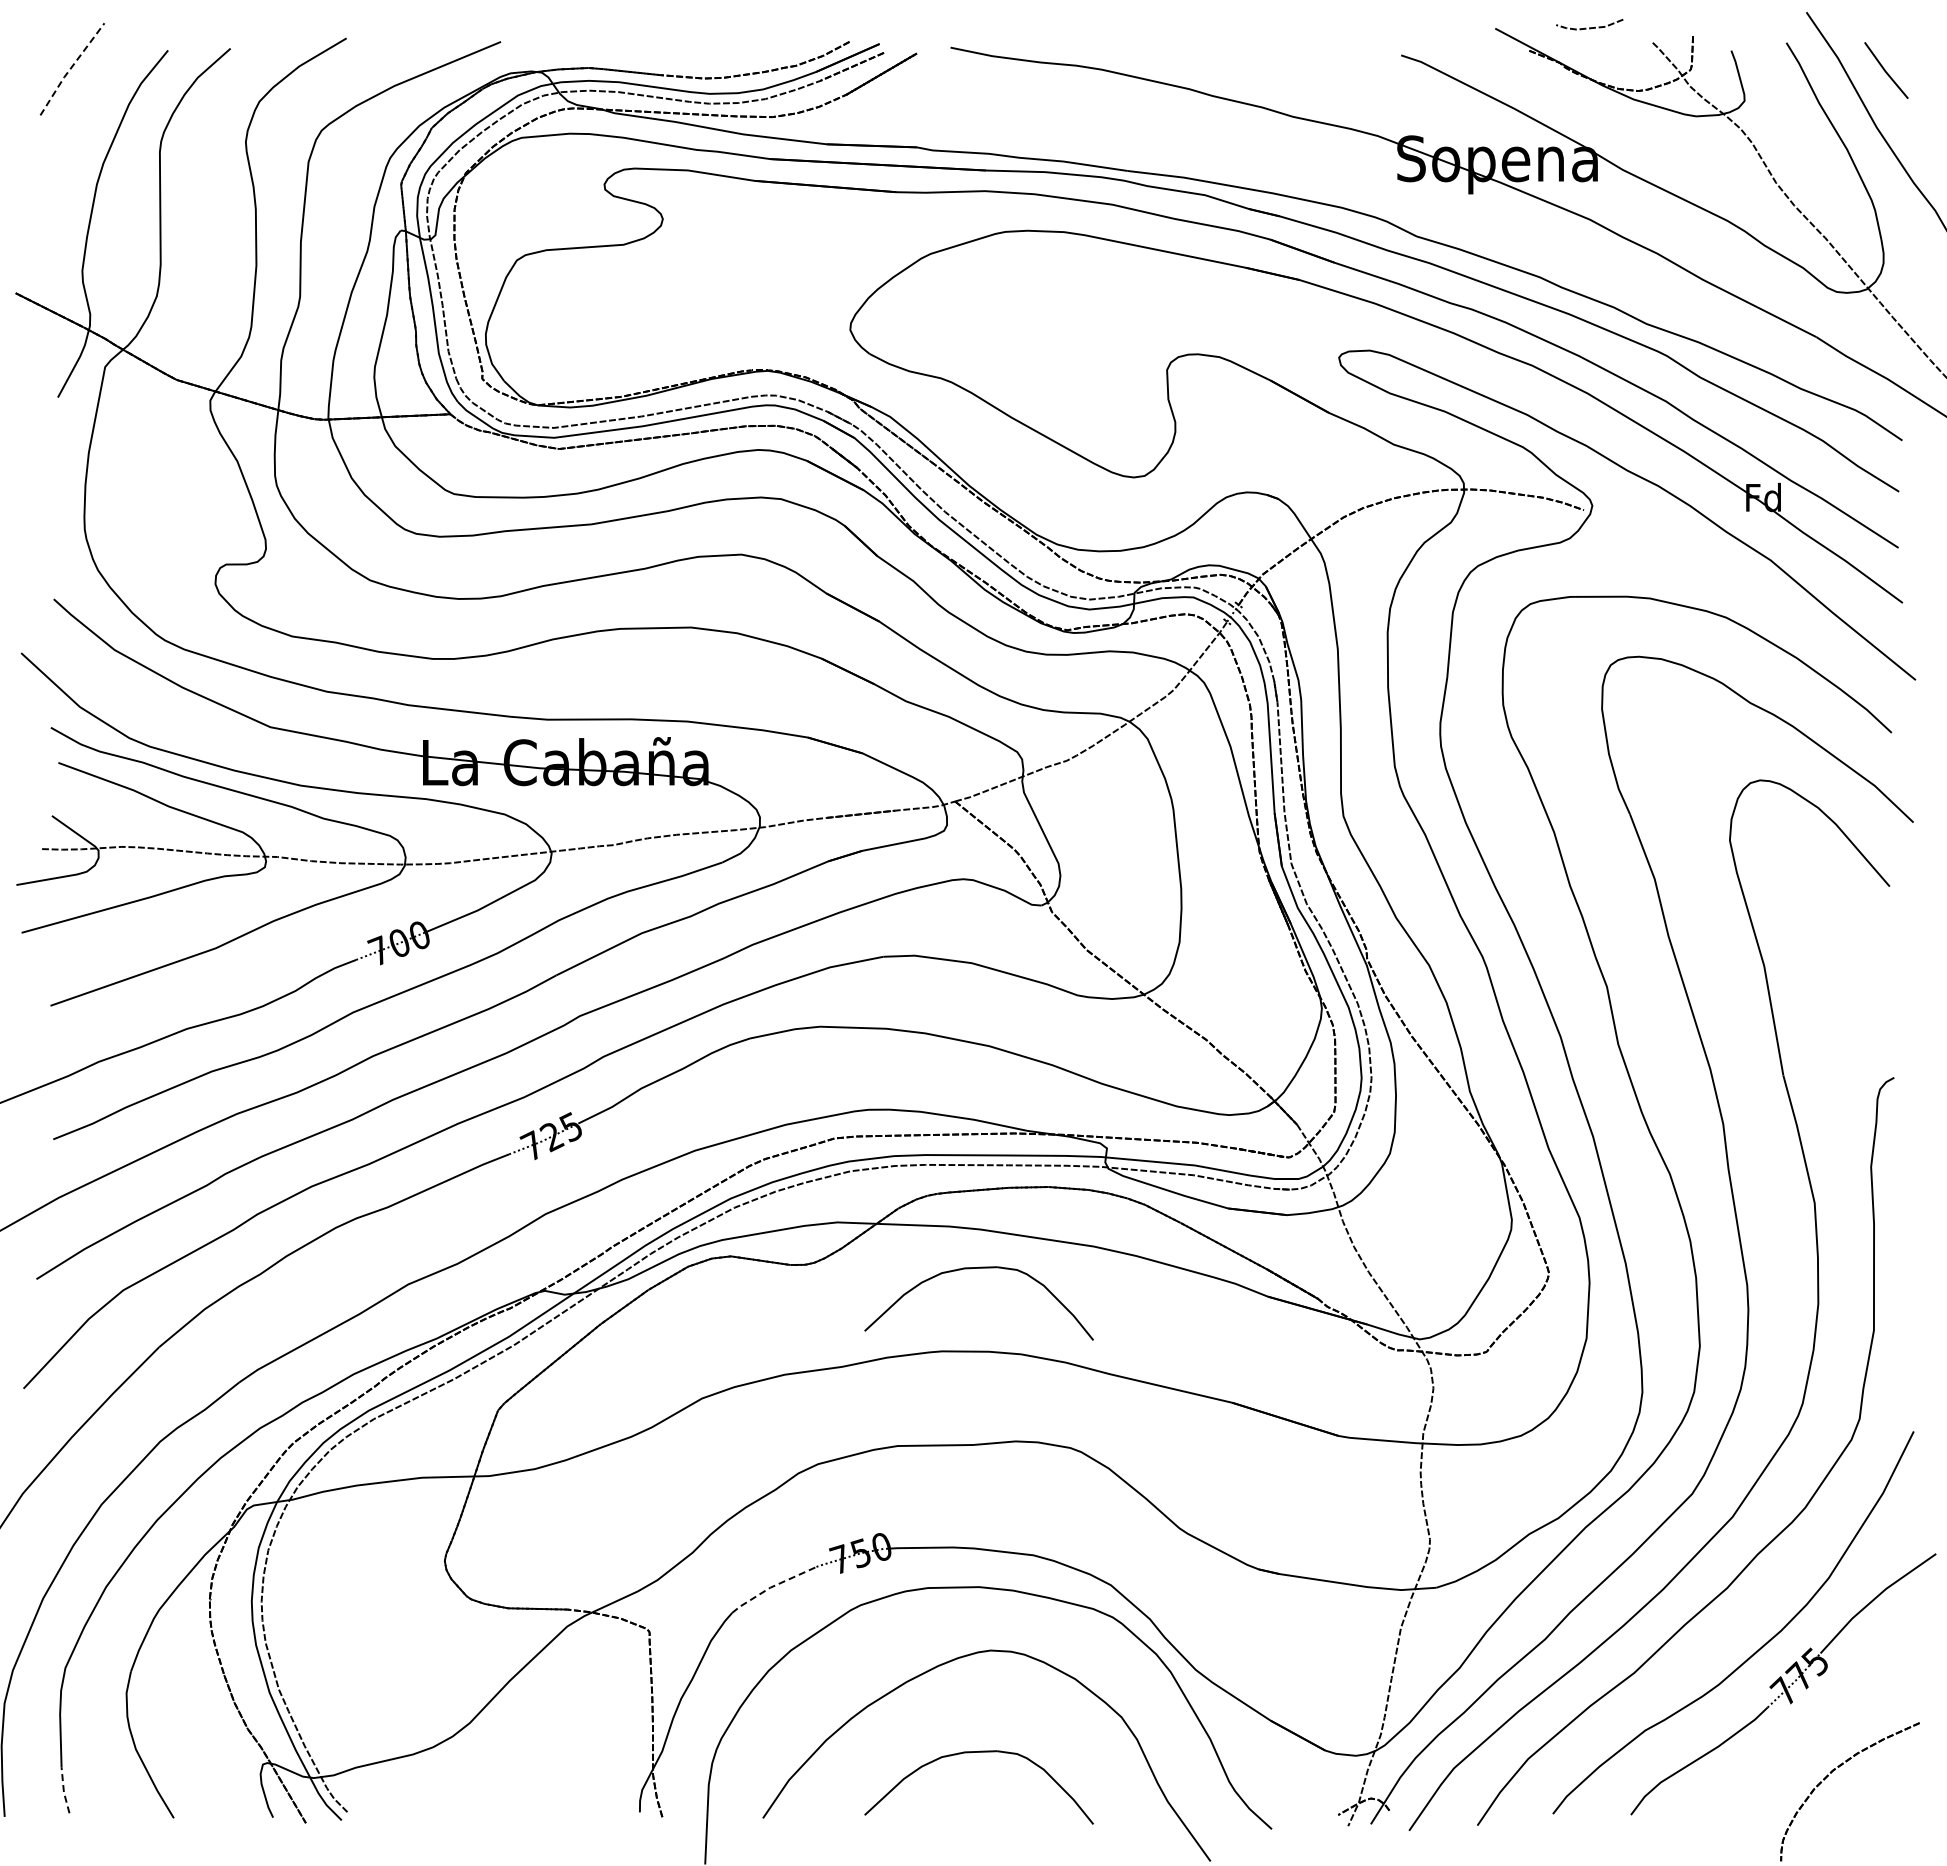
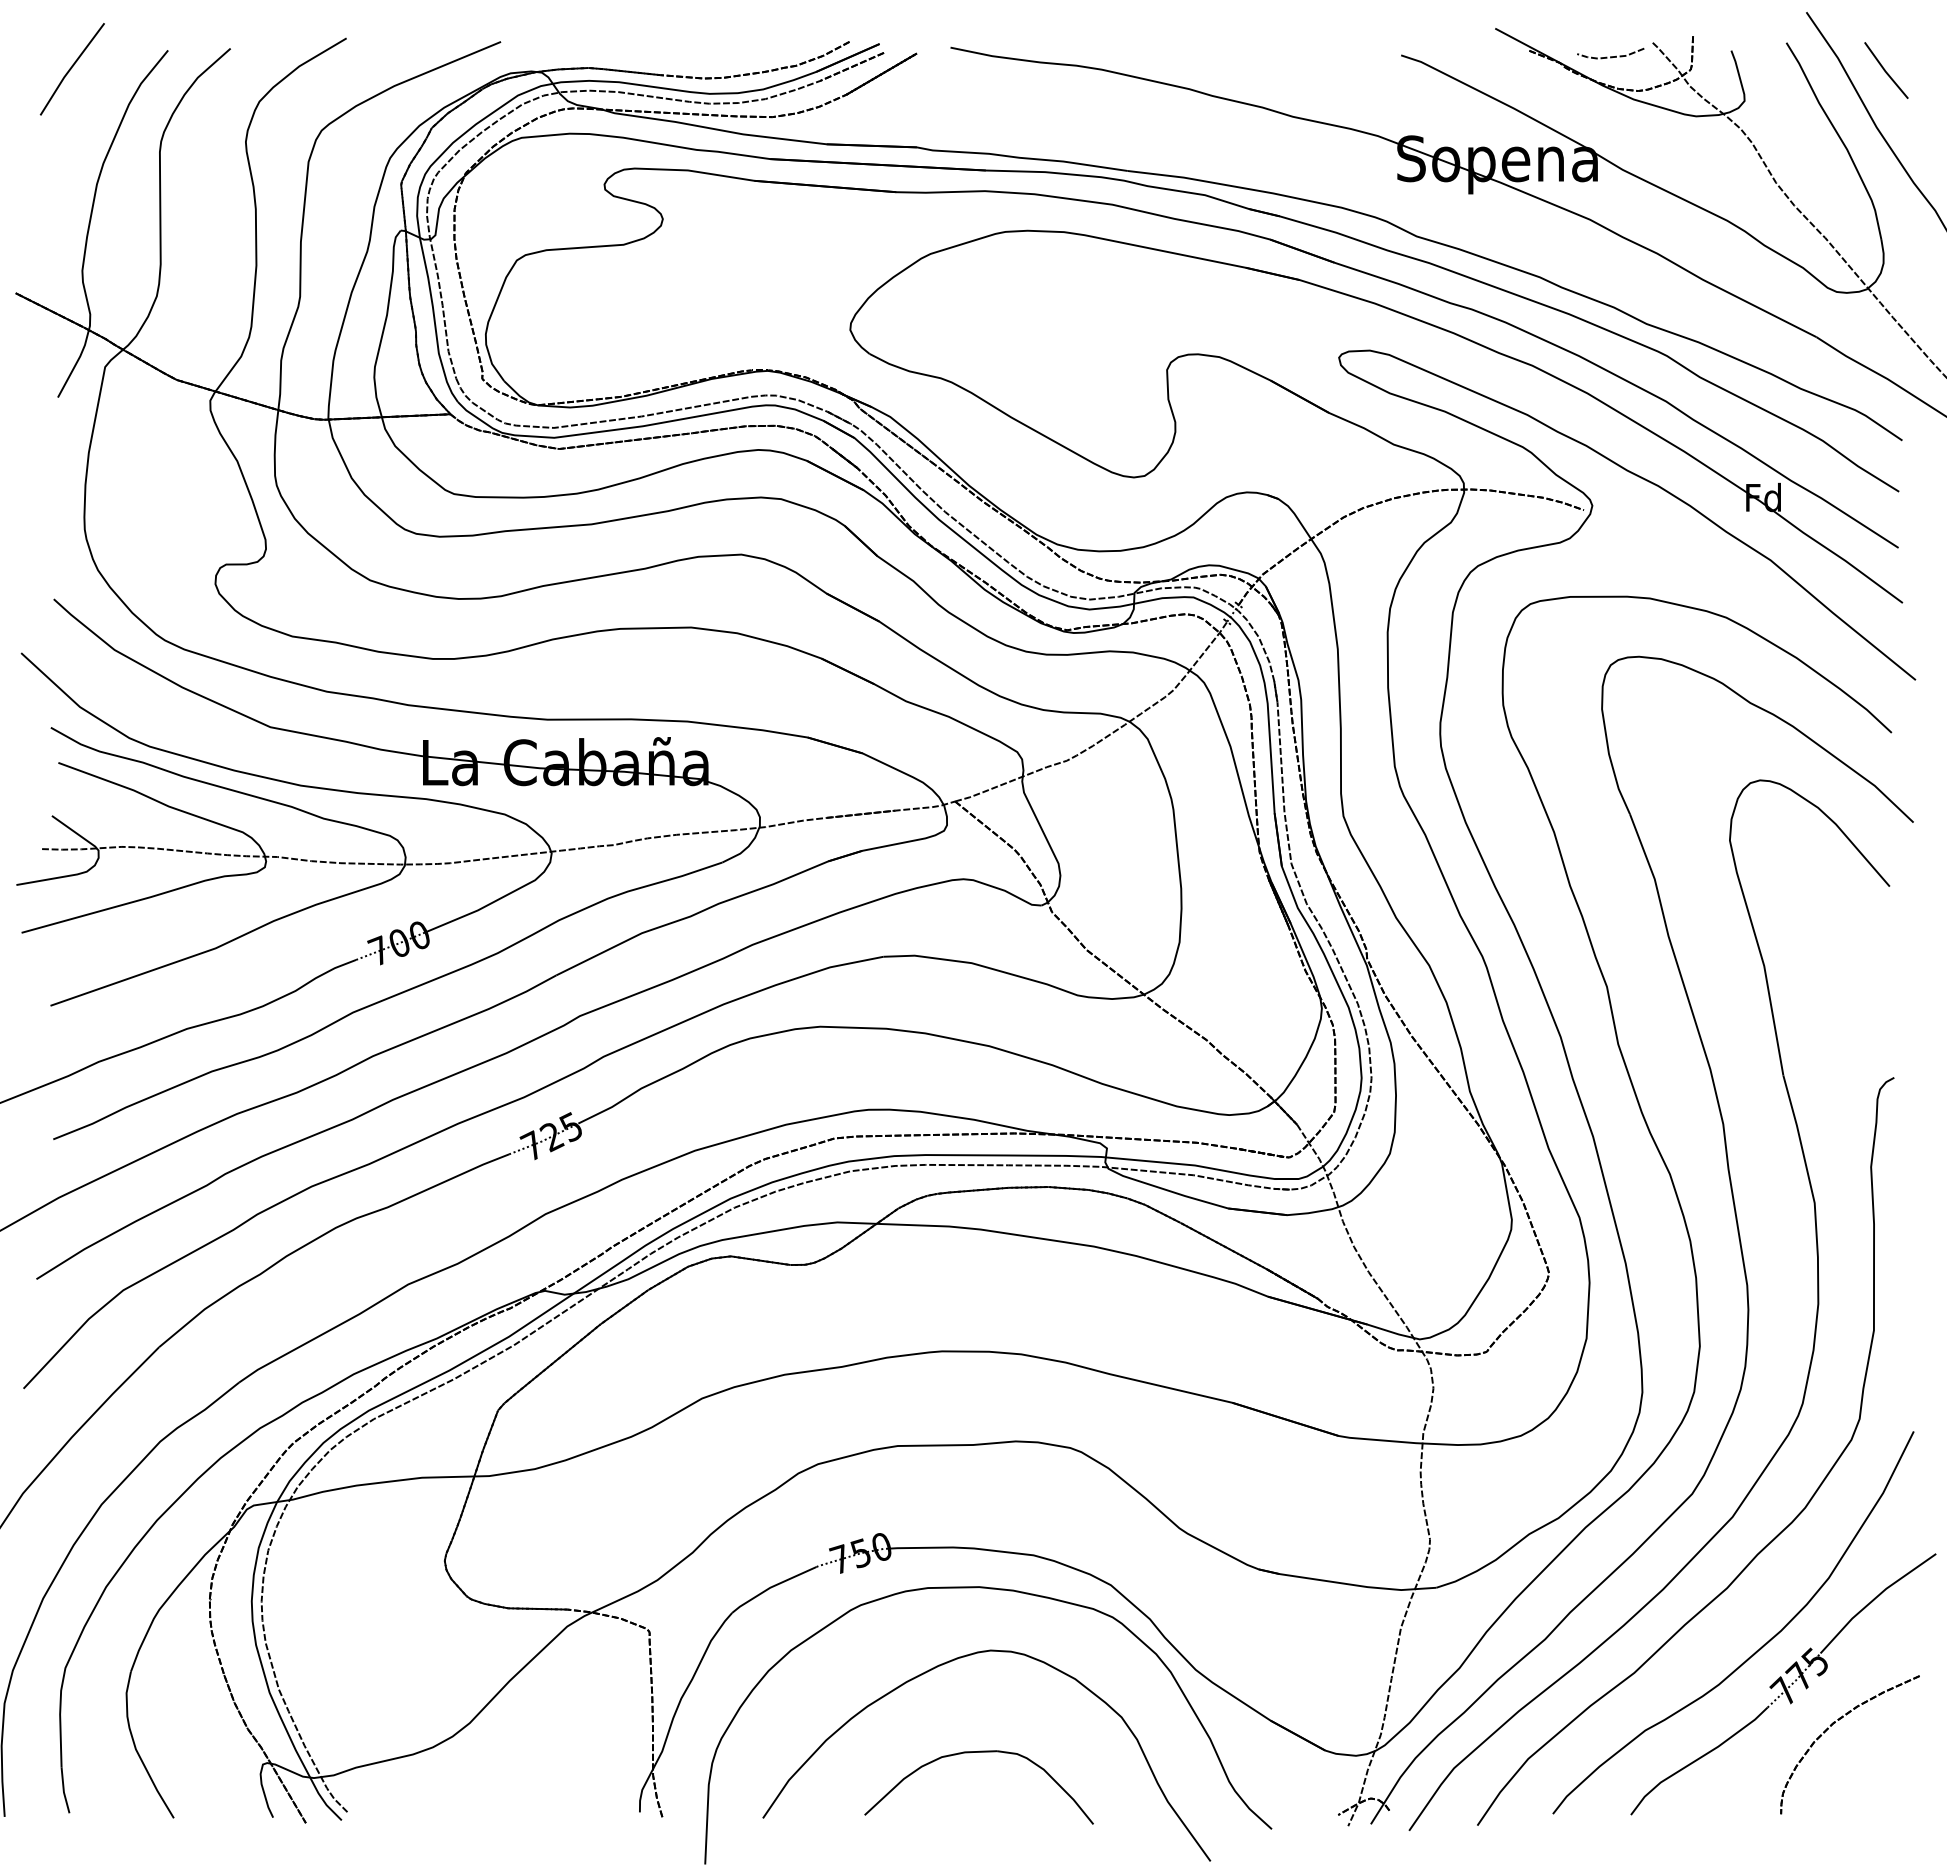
line position: (1589, 27) -> (1610, 56) (1610, 56)
line: dashed -> solid (70, 68)
part: present -> none (970, 1269)
line: dashed -> solid (772, 1586)
part position: (1835, 1770) -> (1835, 1723) (1835, 1723)
line: dashed -> solid (63, 1790)
